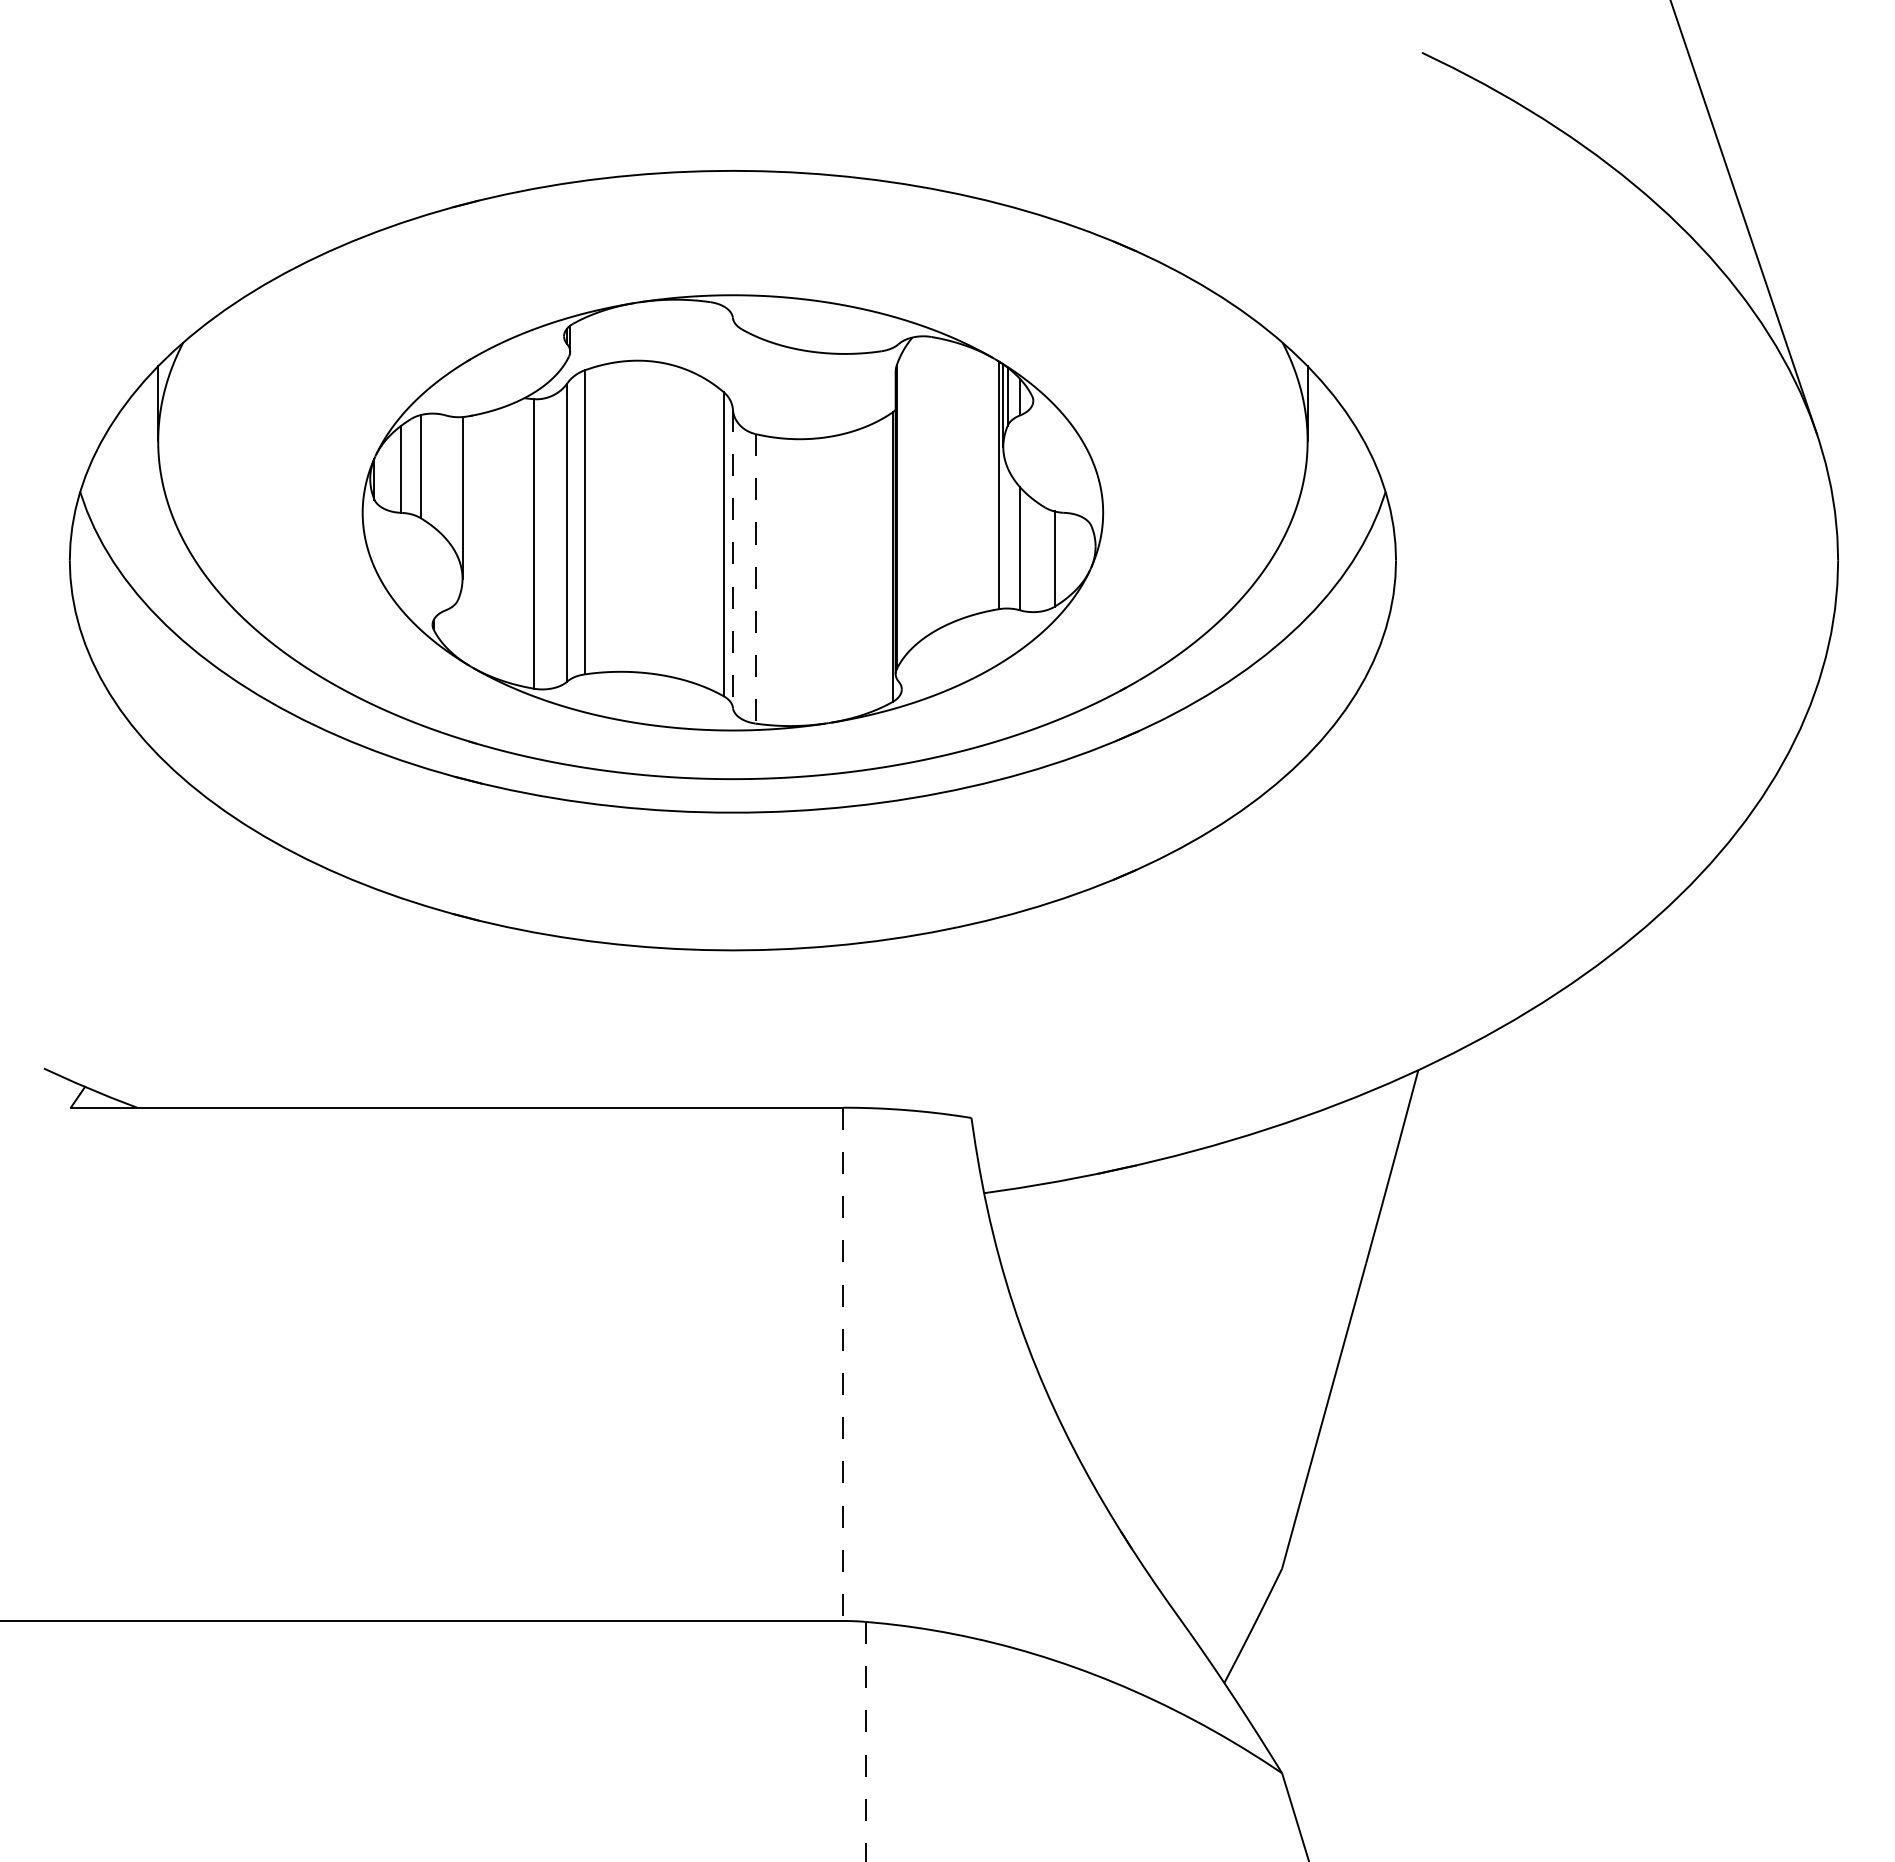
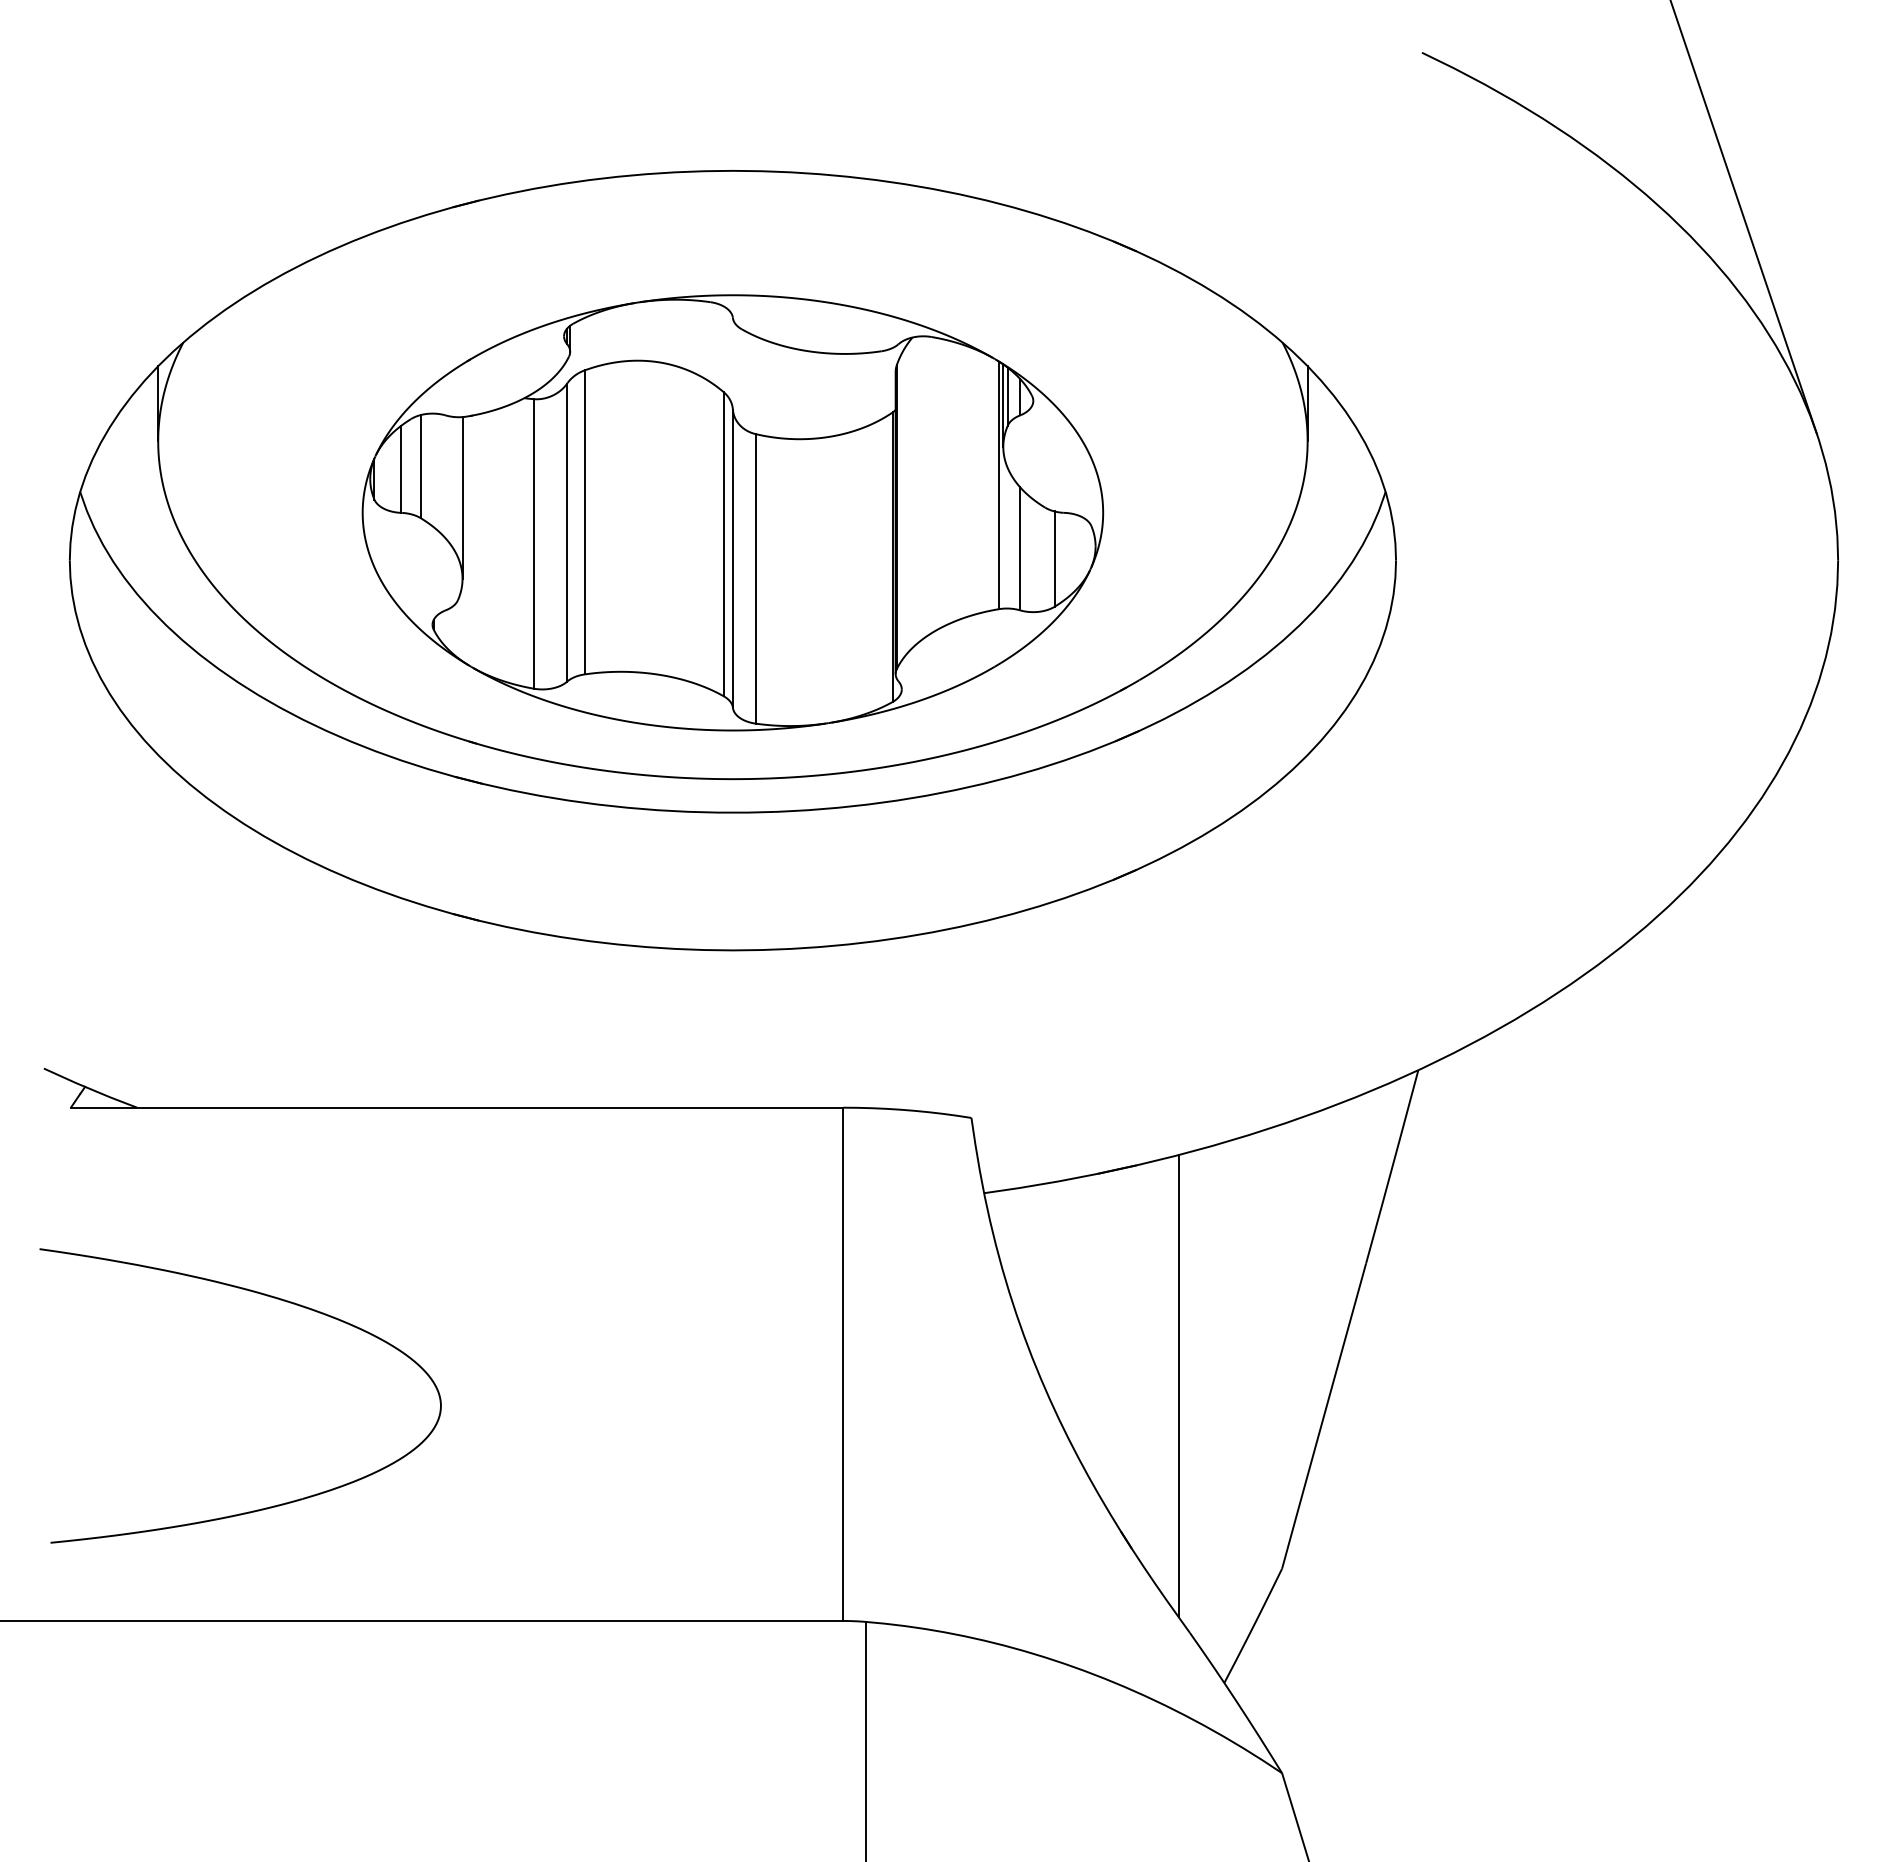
line: dashed -> solid (732, 559)
line: dashed -> solid (755, 578)
part: none -> present (266, 1296)
line: dashed -> solid (843, 1364)
line: none -> present (1178, 1386)
line: dashed -> solid (865, 1741)
